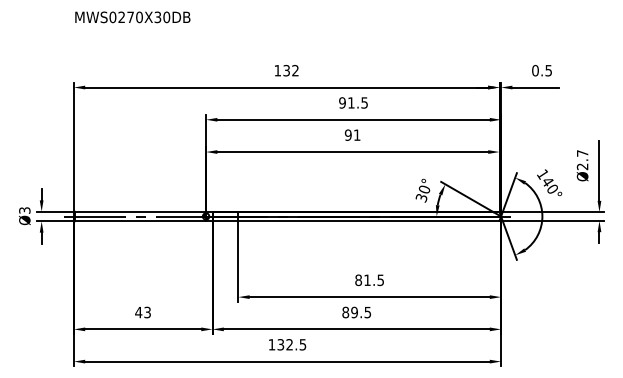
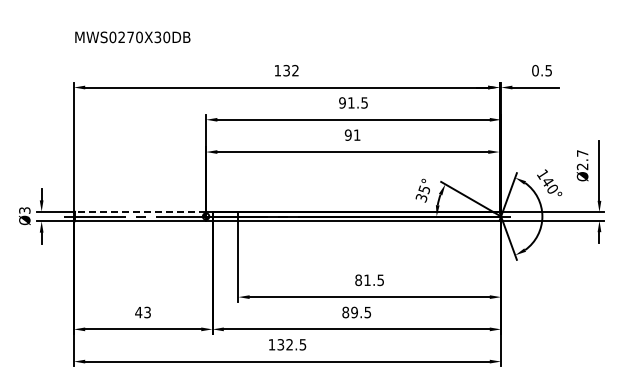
text position: (132, 17) -> (132, 37) (132, 37)
text: 30° -> 35° (424, 189)
line: solid -> dashed (140, 211)
